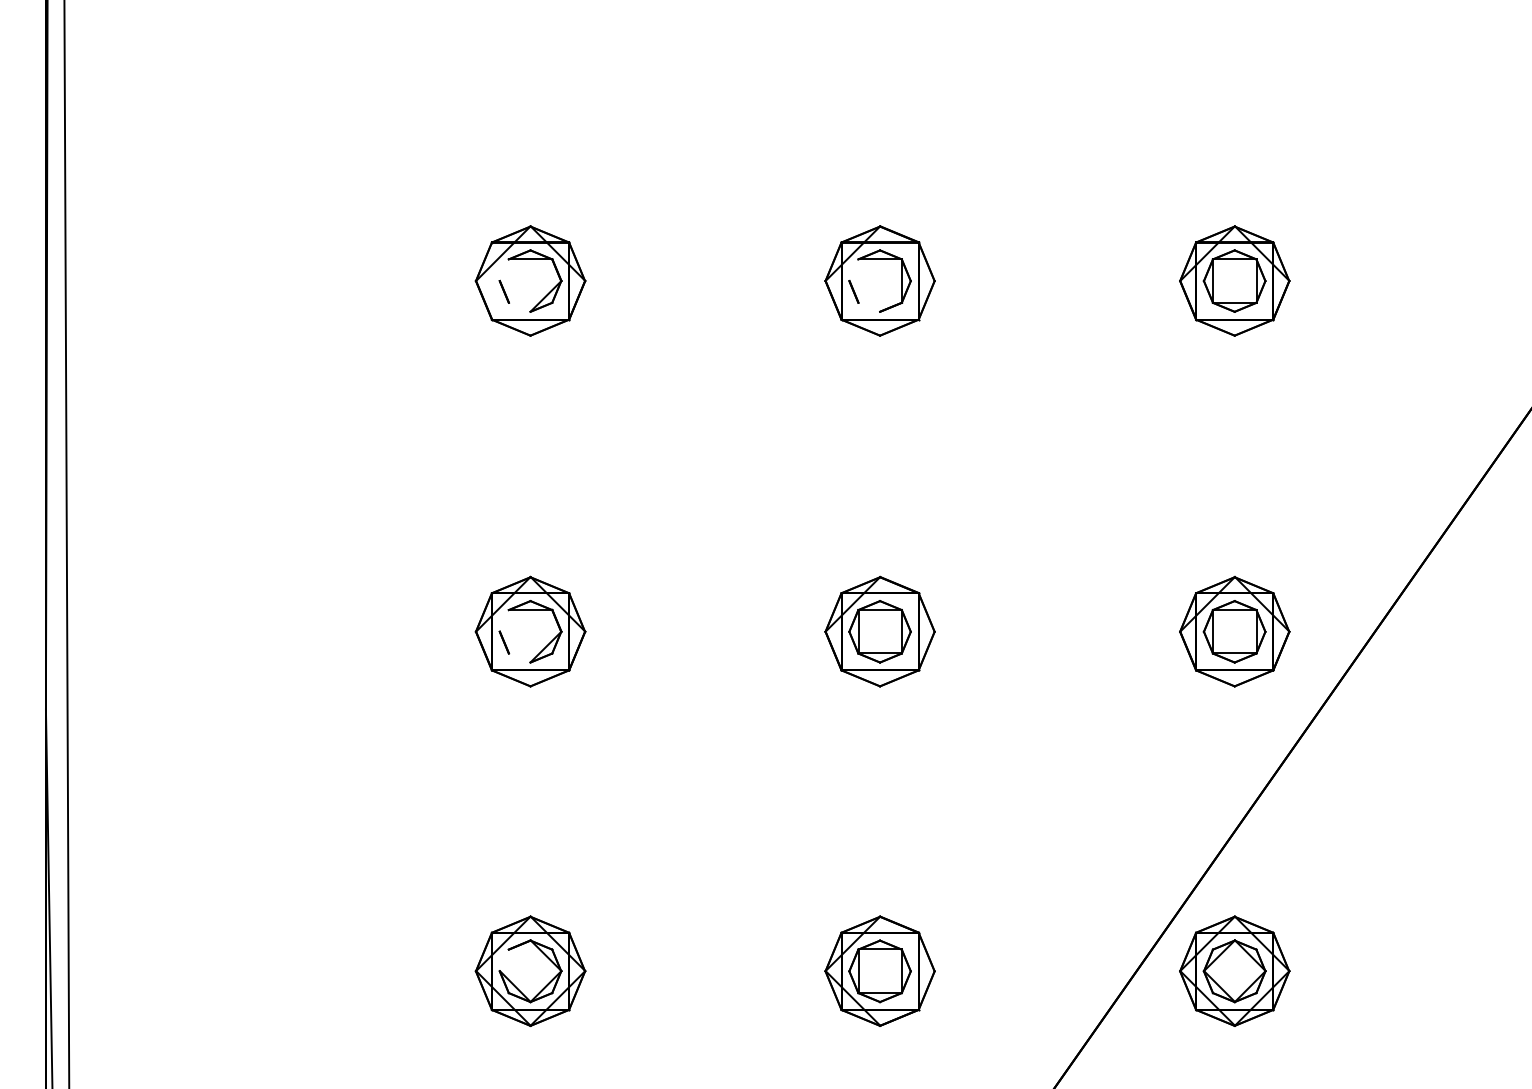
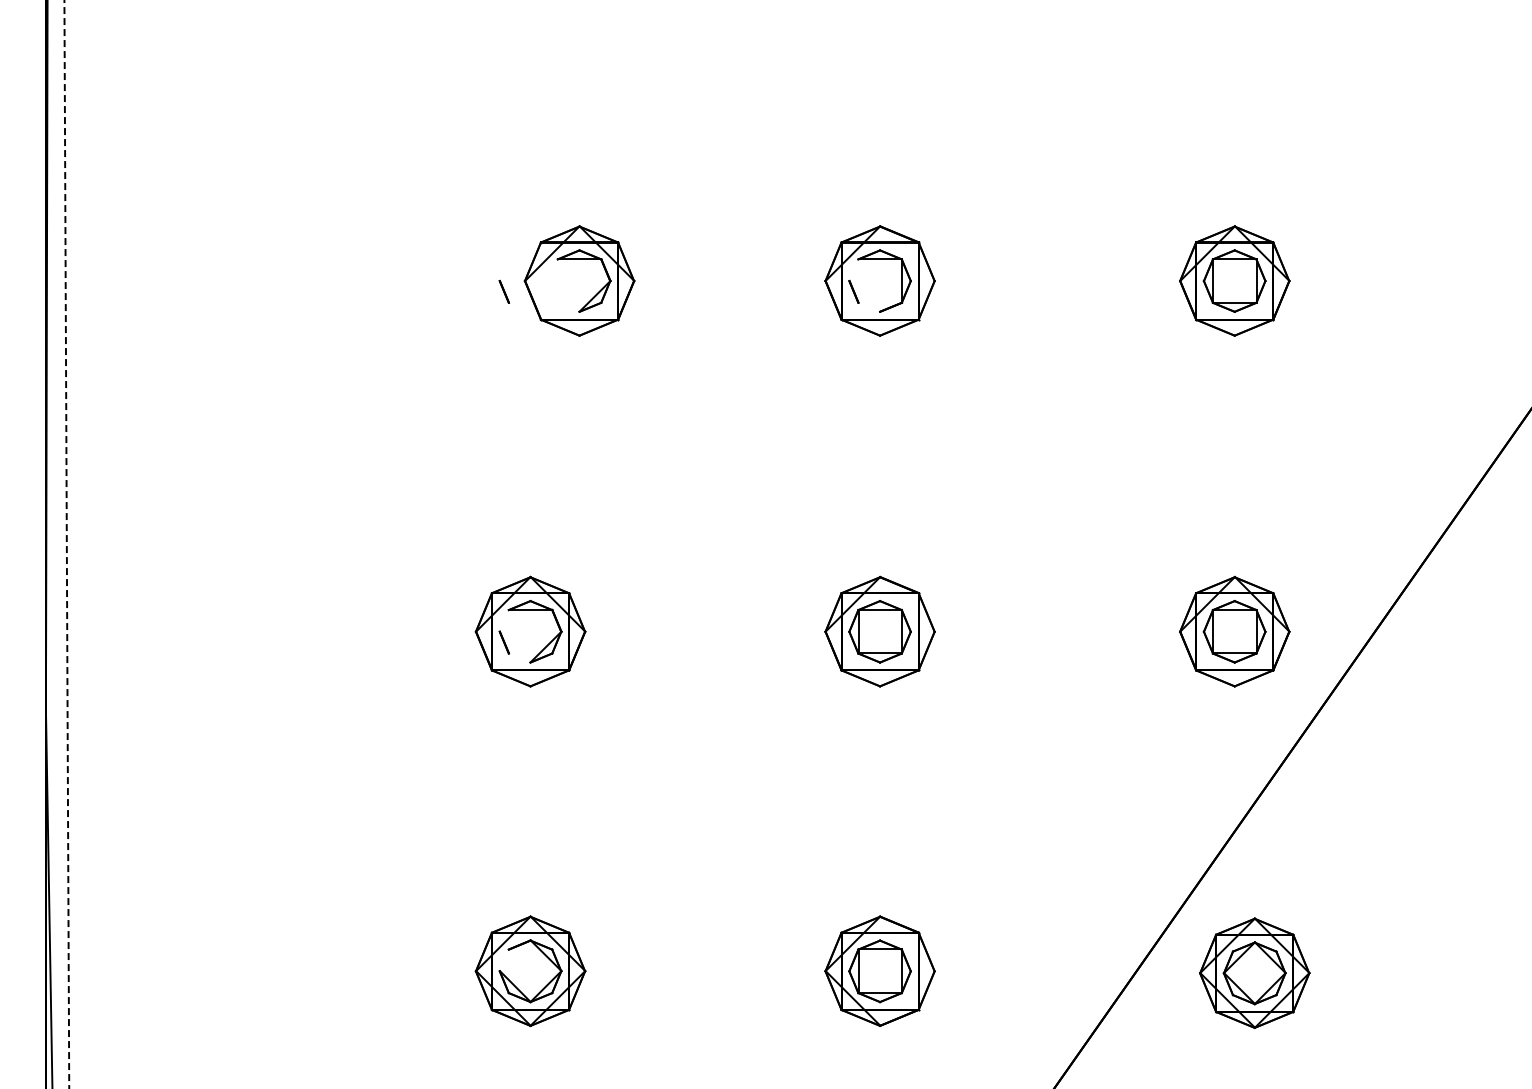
part position: (530, 280) -> (579, 280) (579, 280)
line: solid -> dashed (66, 544)
part position: (1234, 970) -> (1254, 972) (1254, 972)
